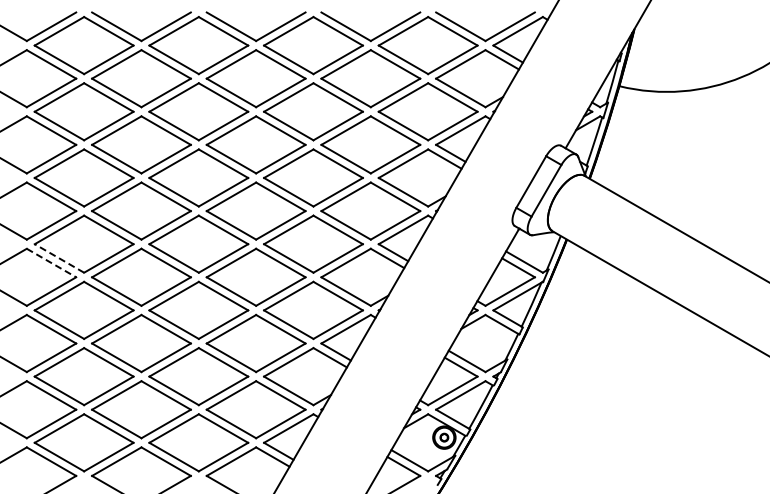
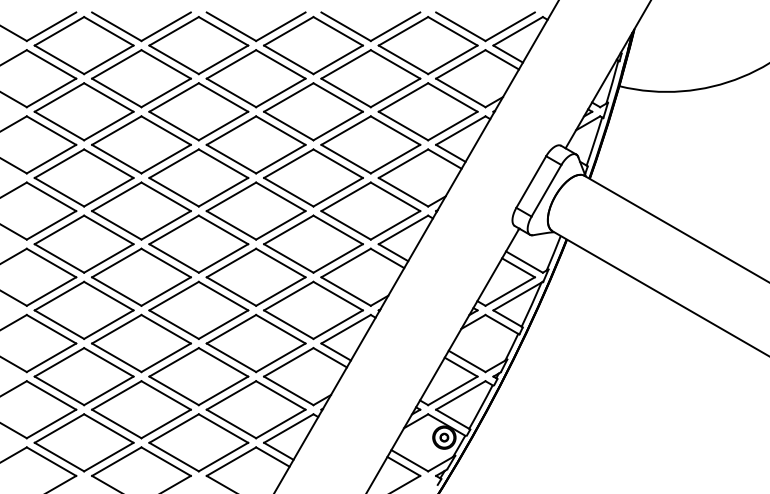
line: dashed -> solid (59, 258)
line: dashed -> solid (51, 263)
